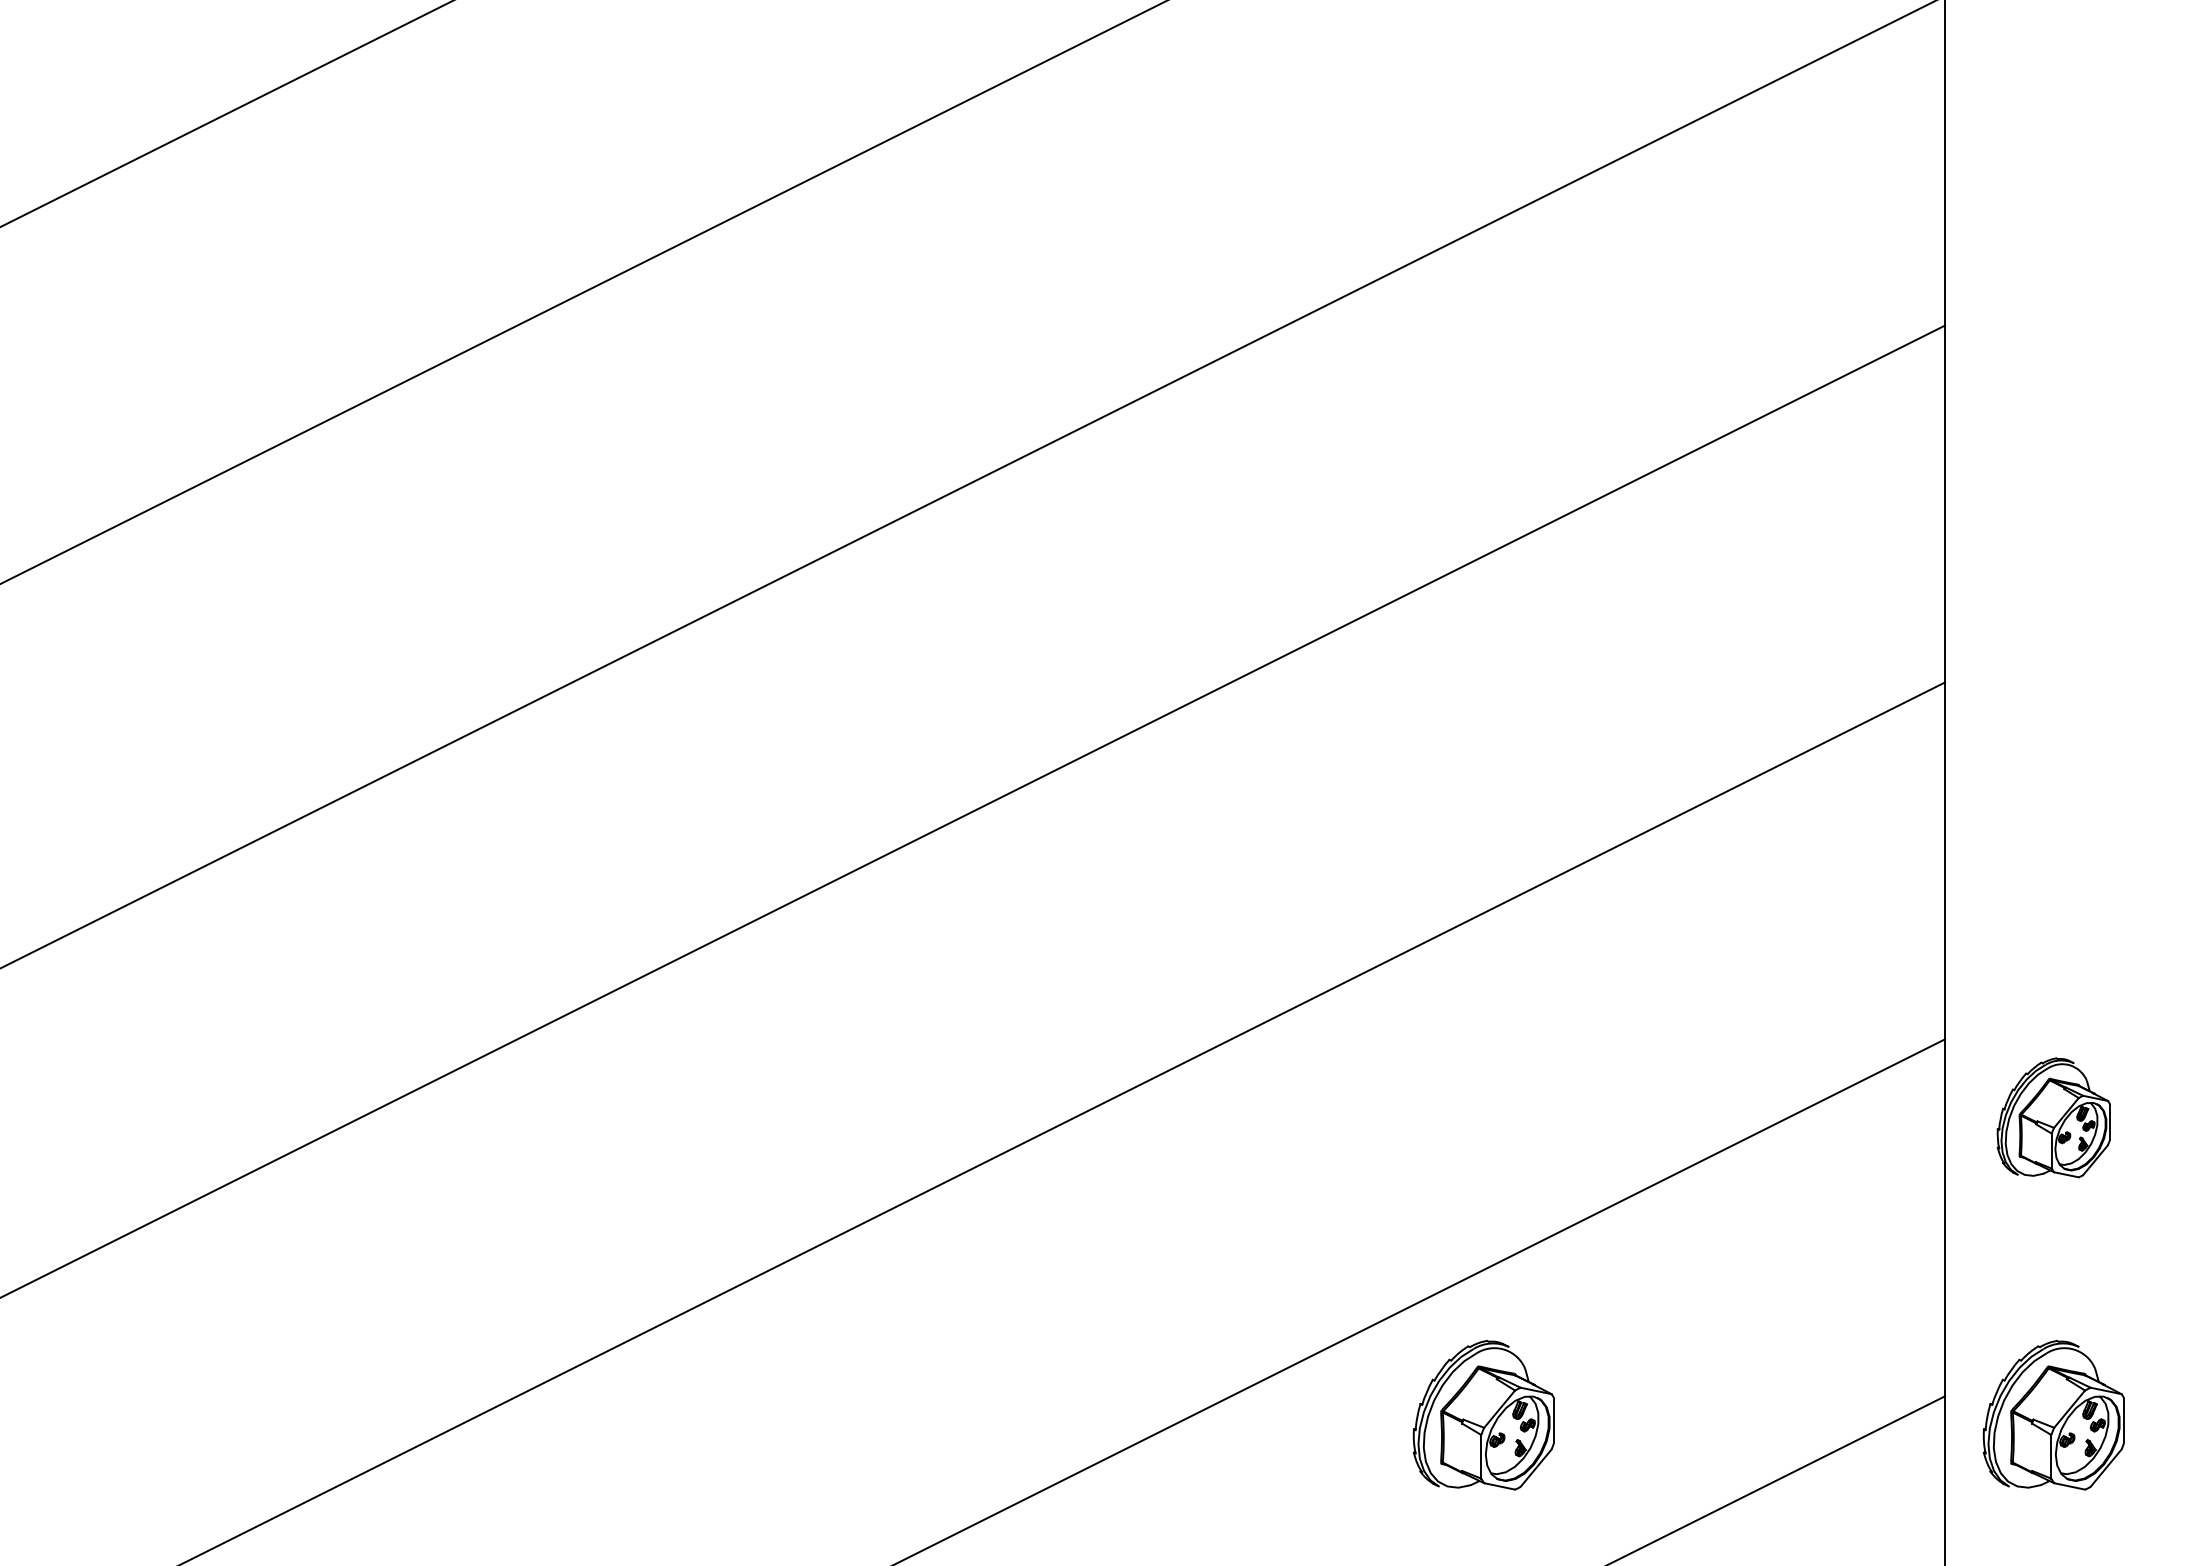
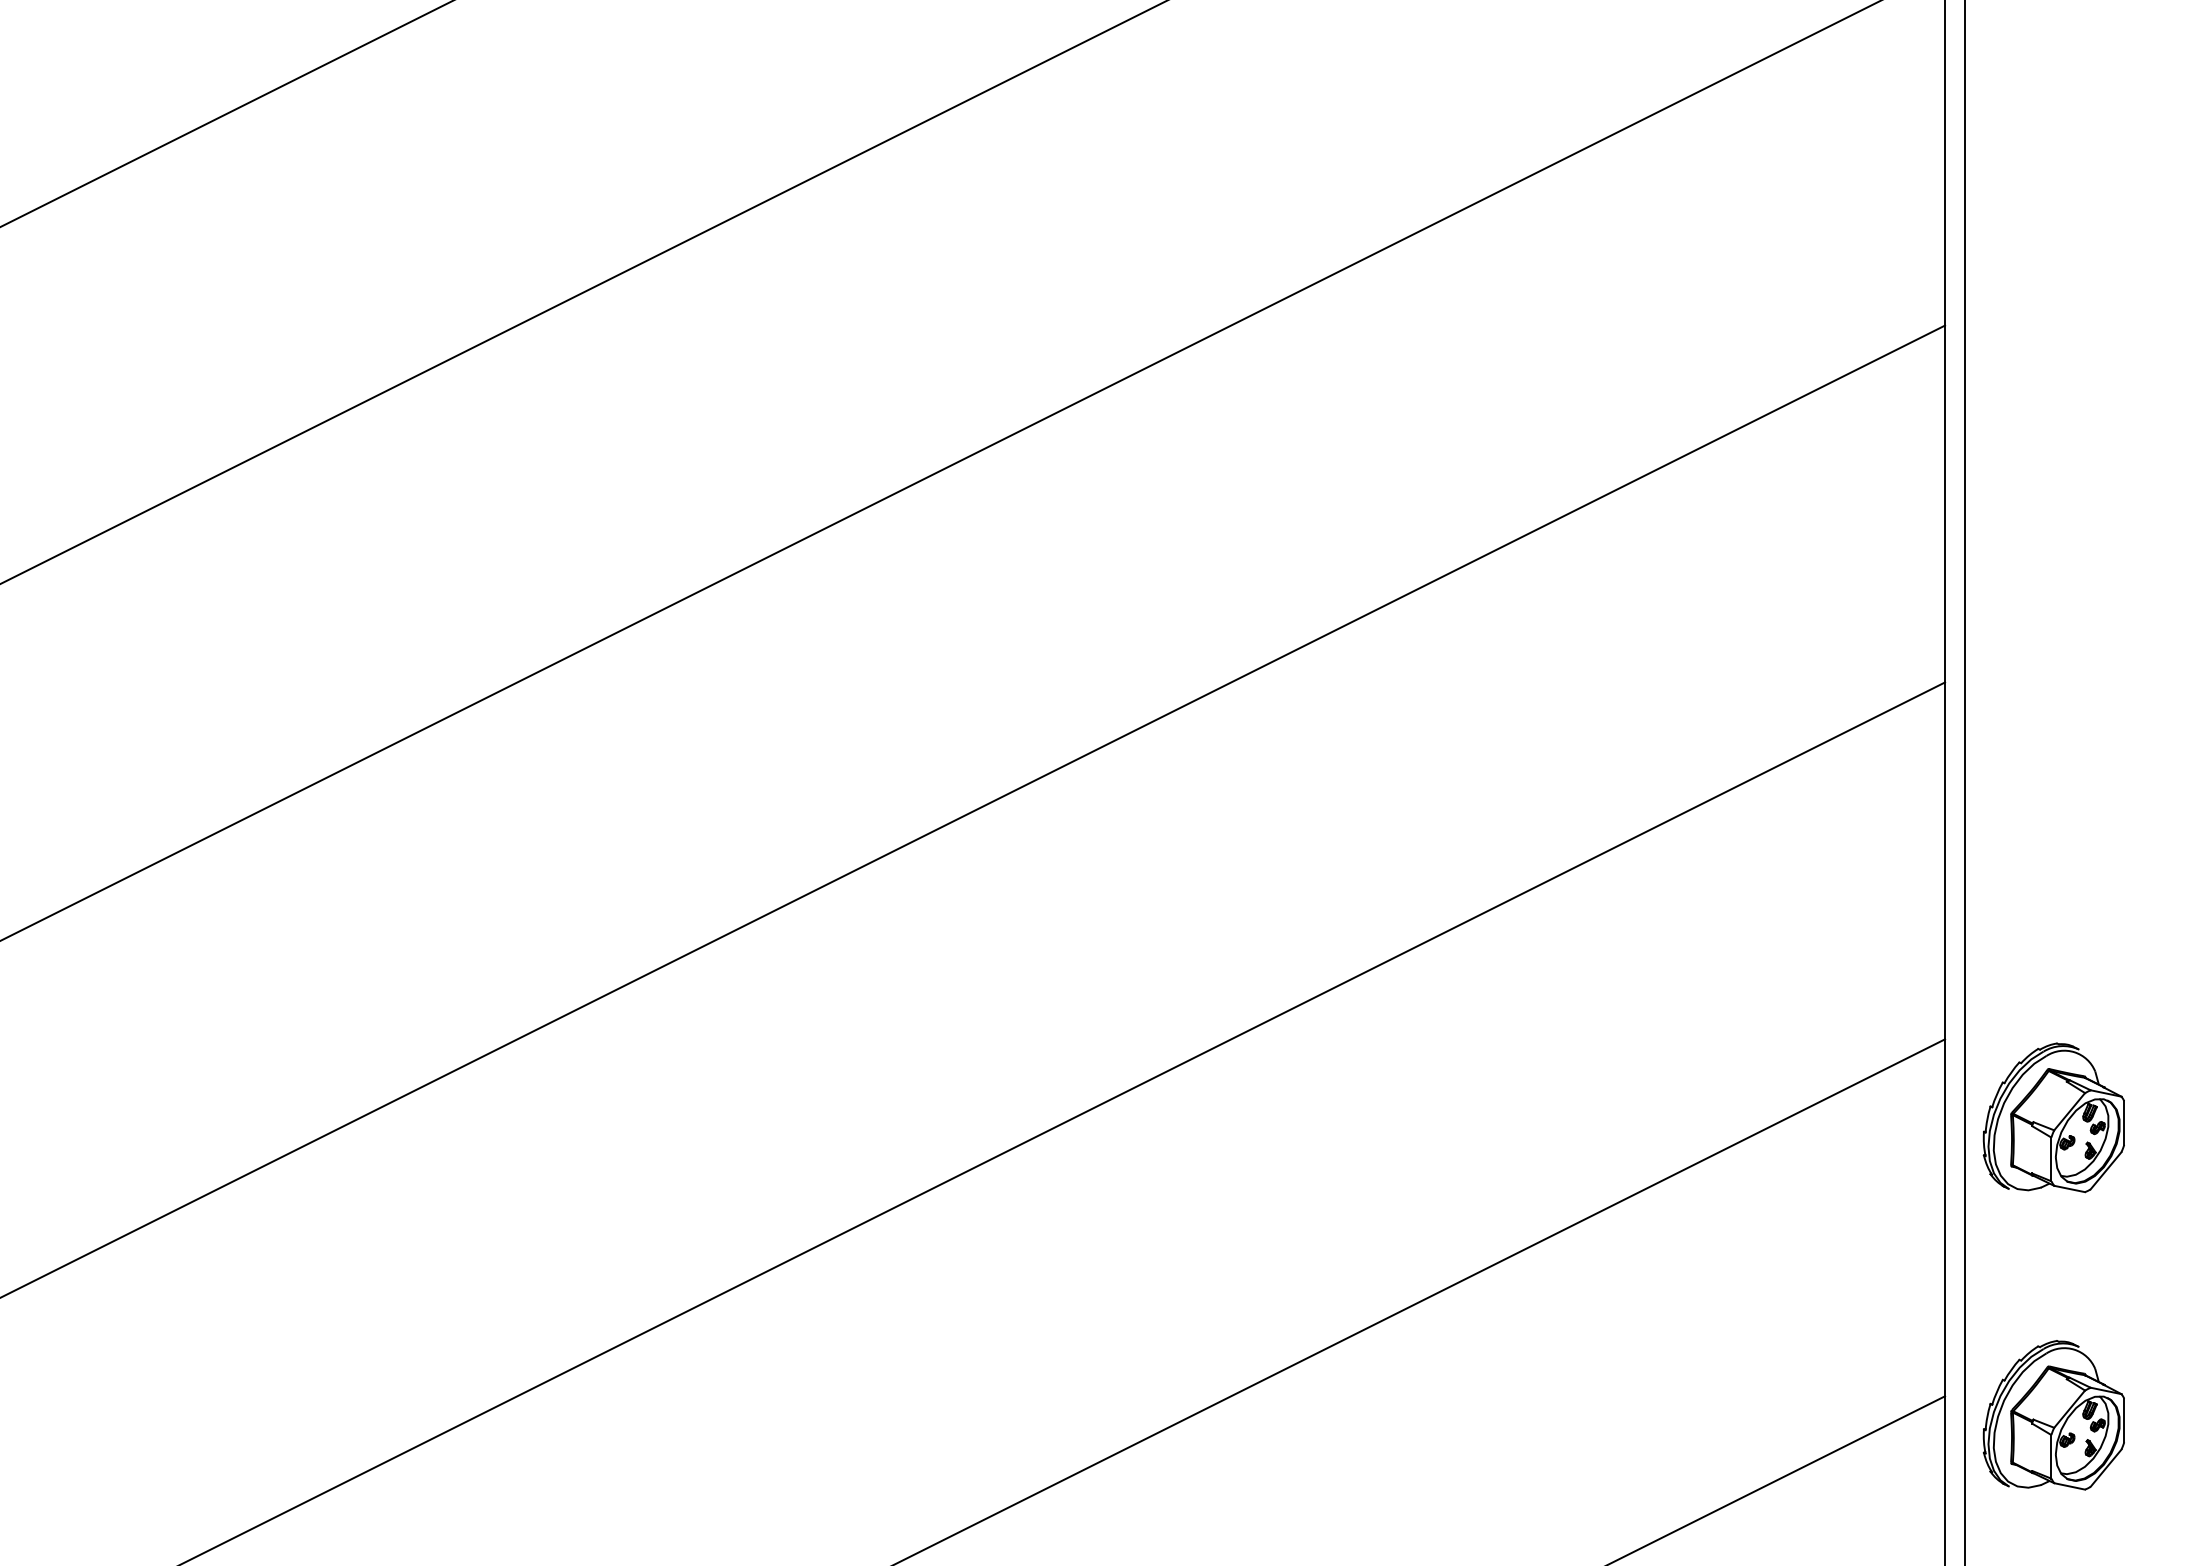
line position: (967, 484) -> (939, 471) (939, 471)
line: none -> present (1965, 782)
part size: 115x122 px -> 143x152 px (2053, 1117)
part: present -> none (1483, 1415)
